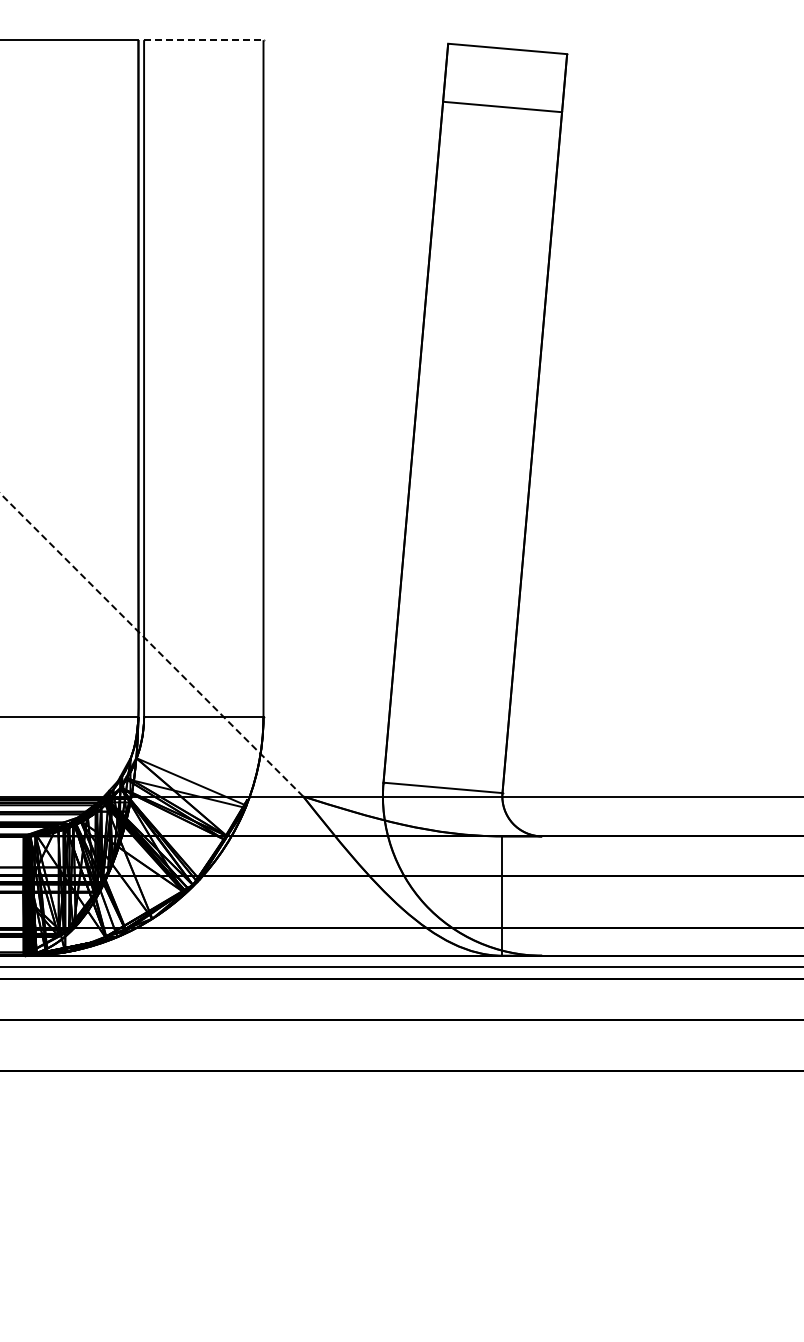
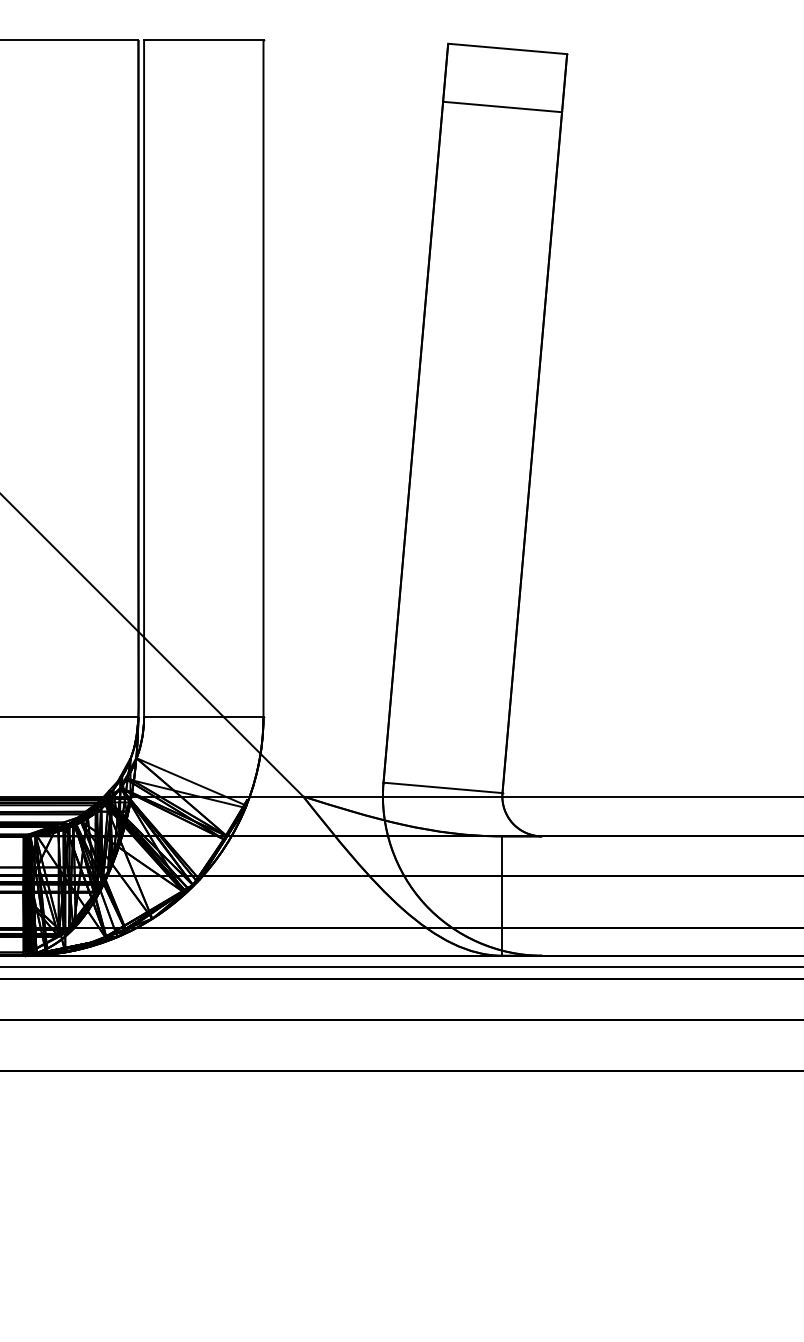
line: dashed -> solid (203, 40)
line: dashed -> solid (151, 644)
